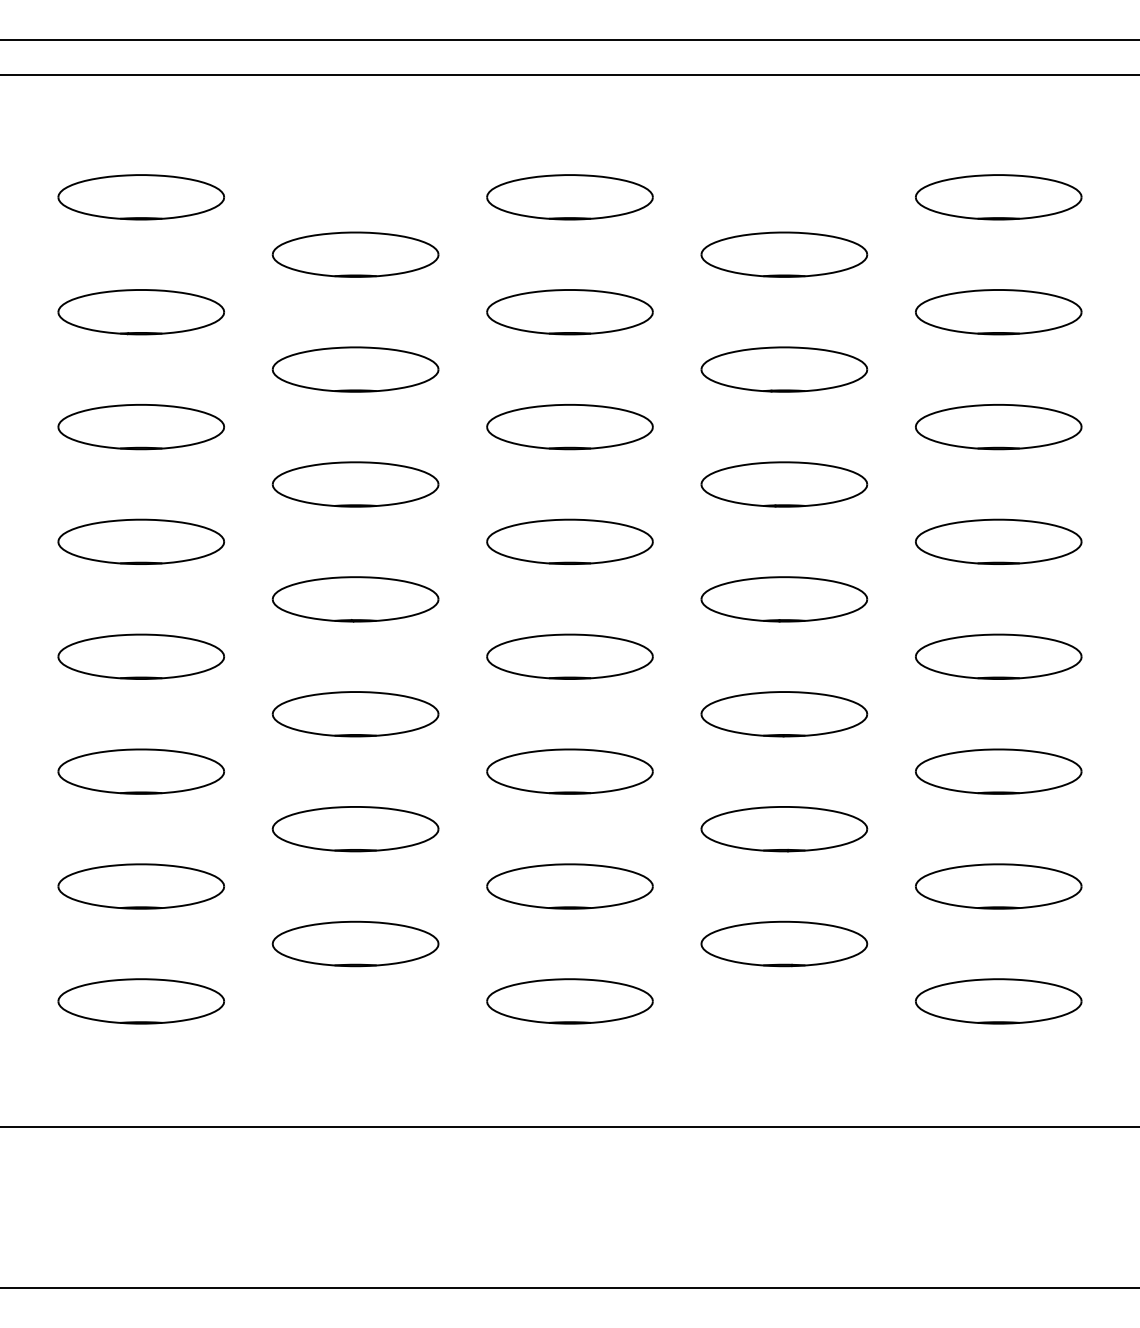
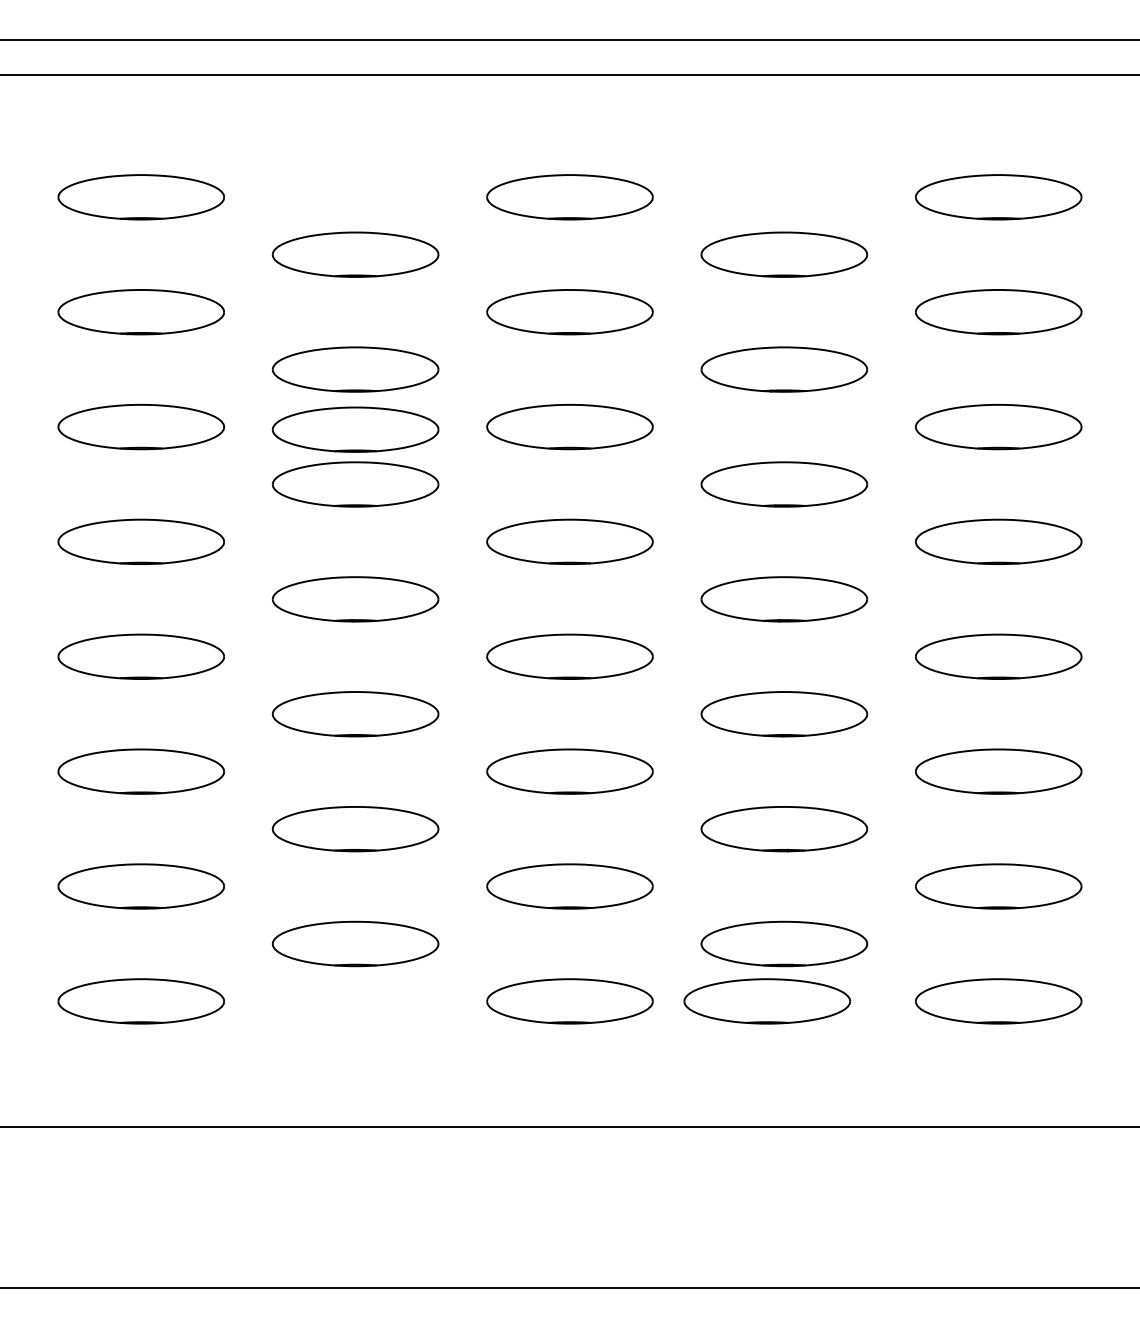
part: none -> present (355, 429)
part: none -> present (766, 1001)
